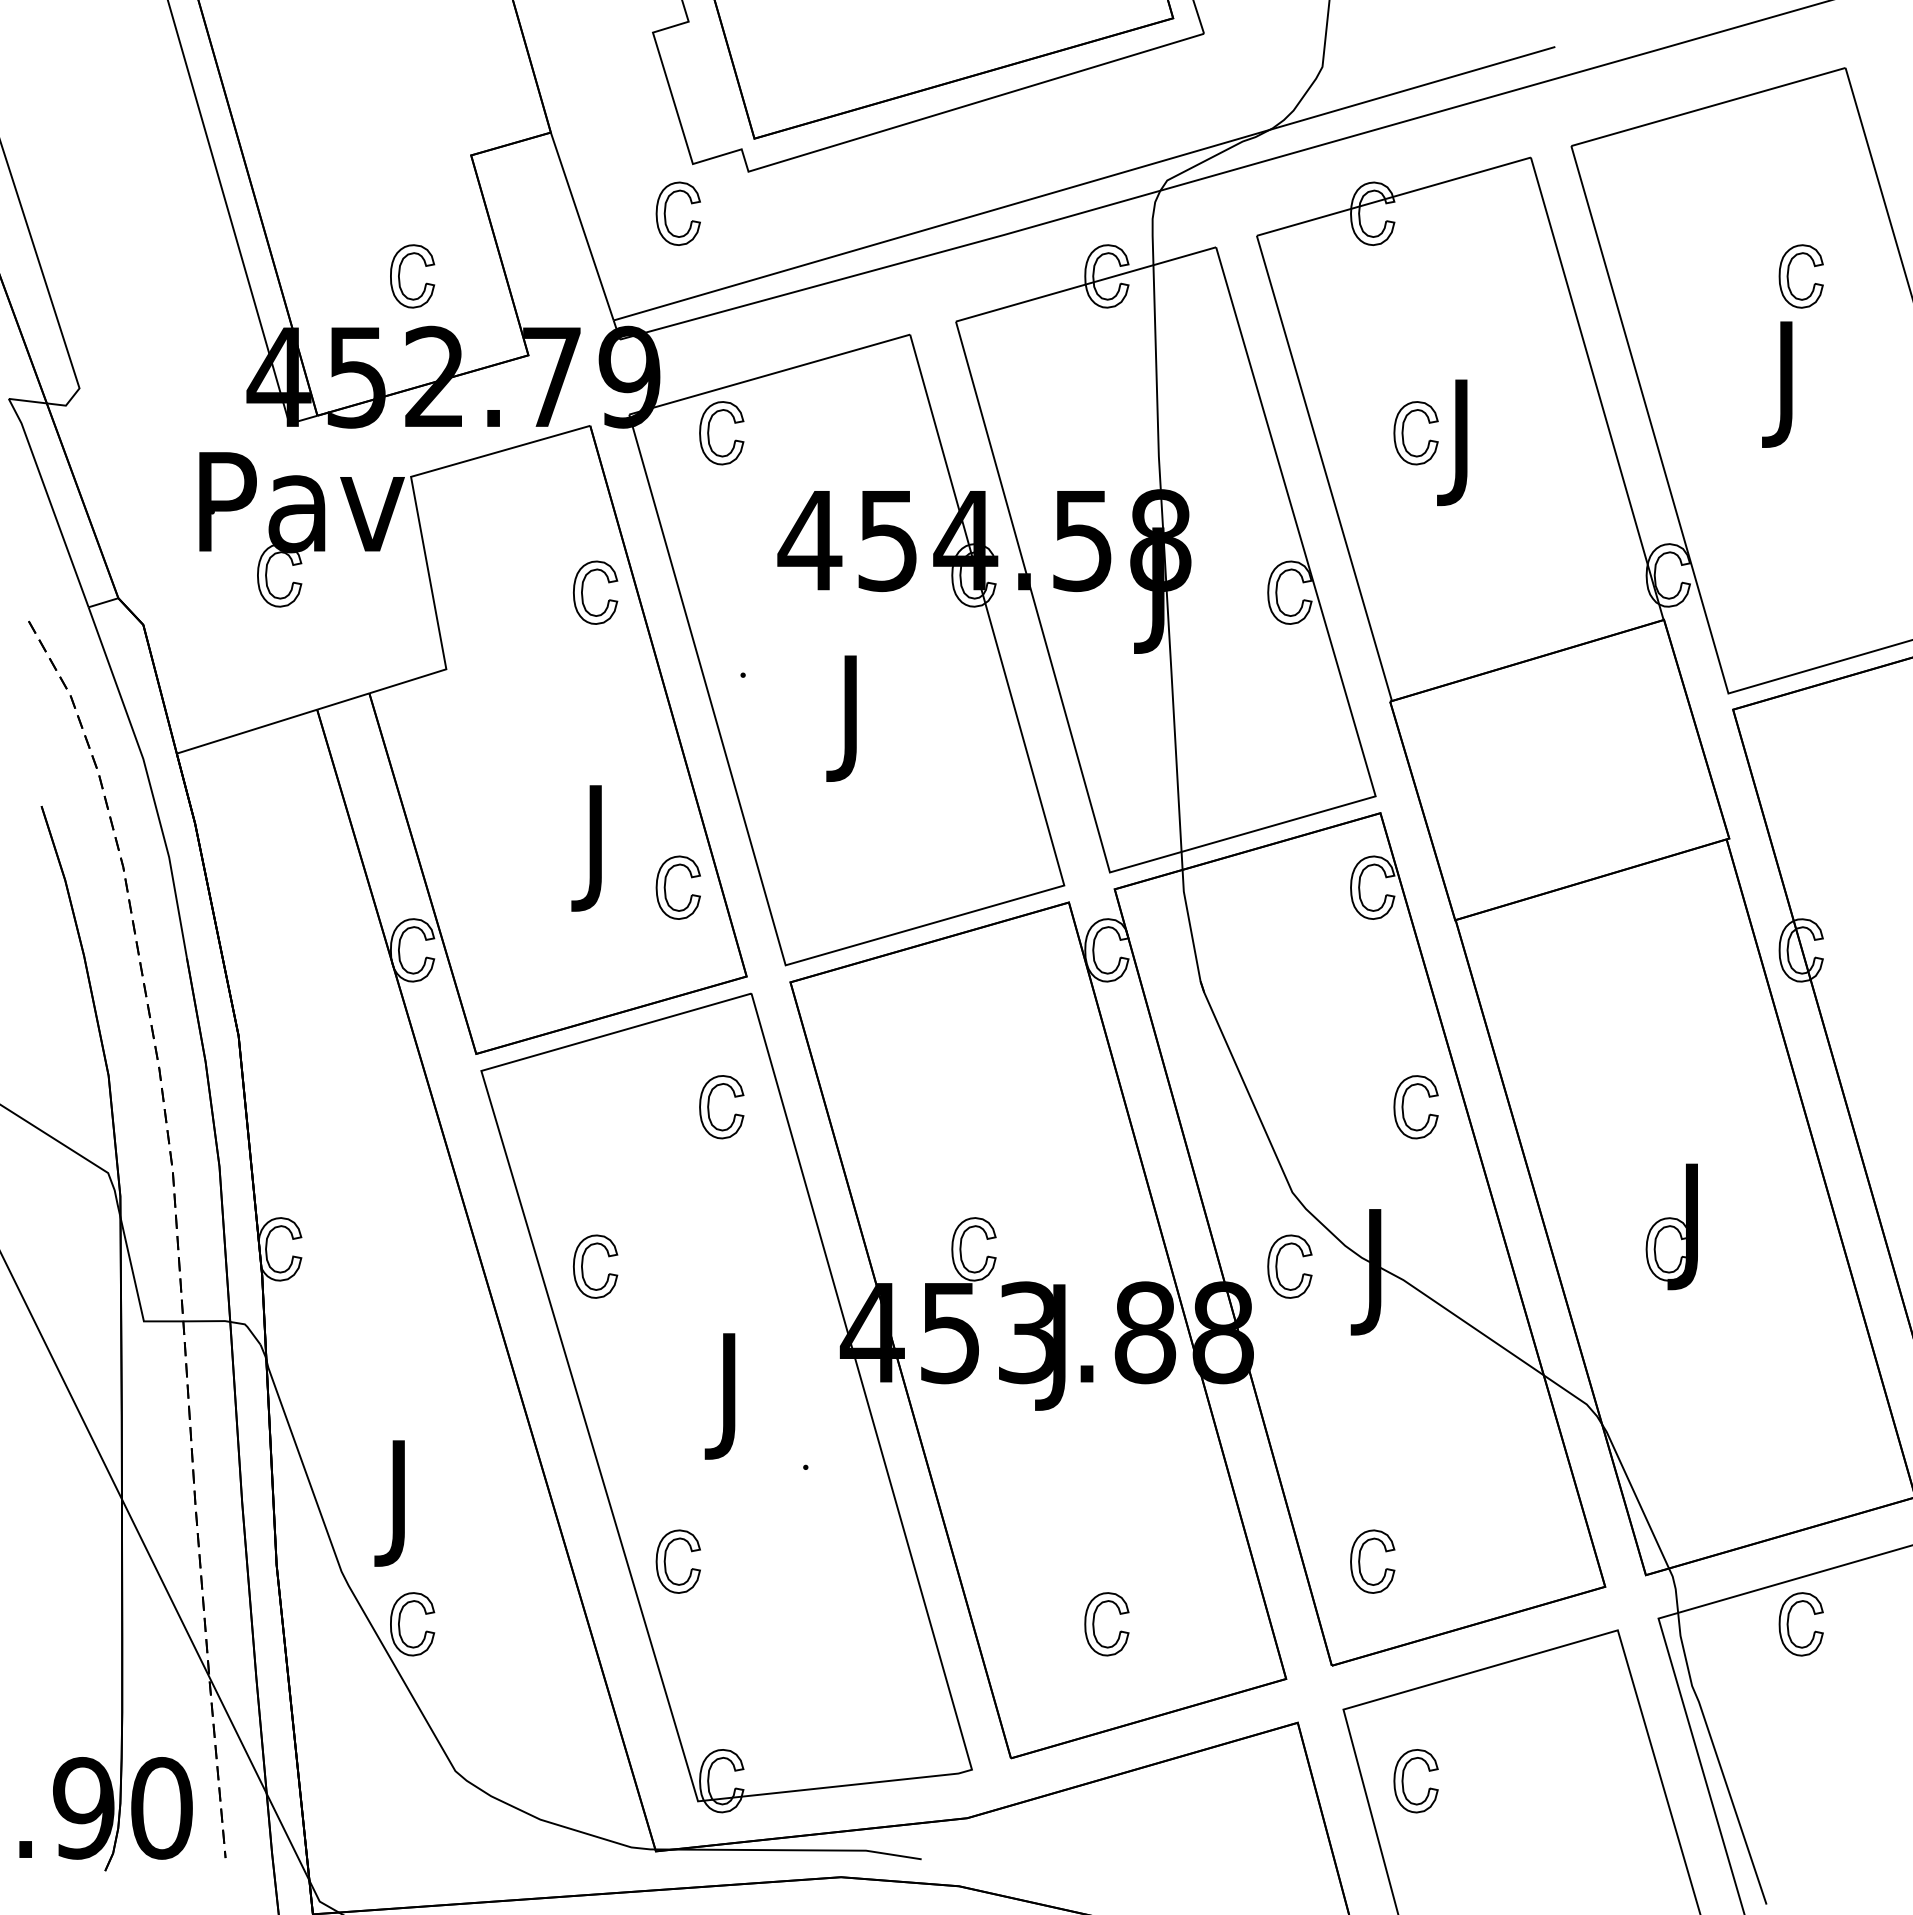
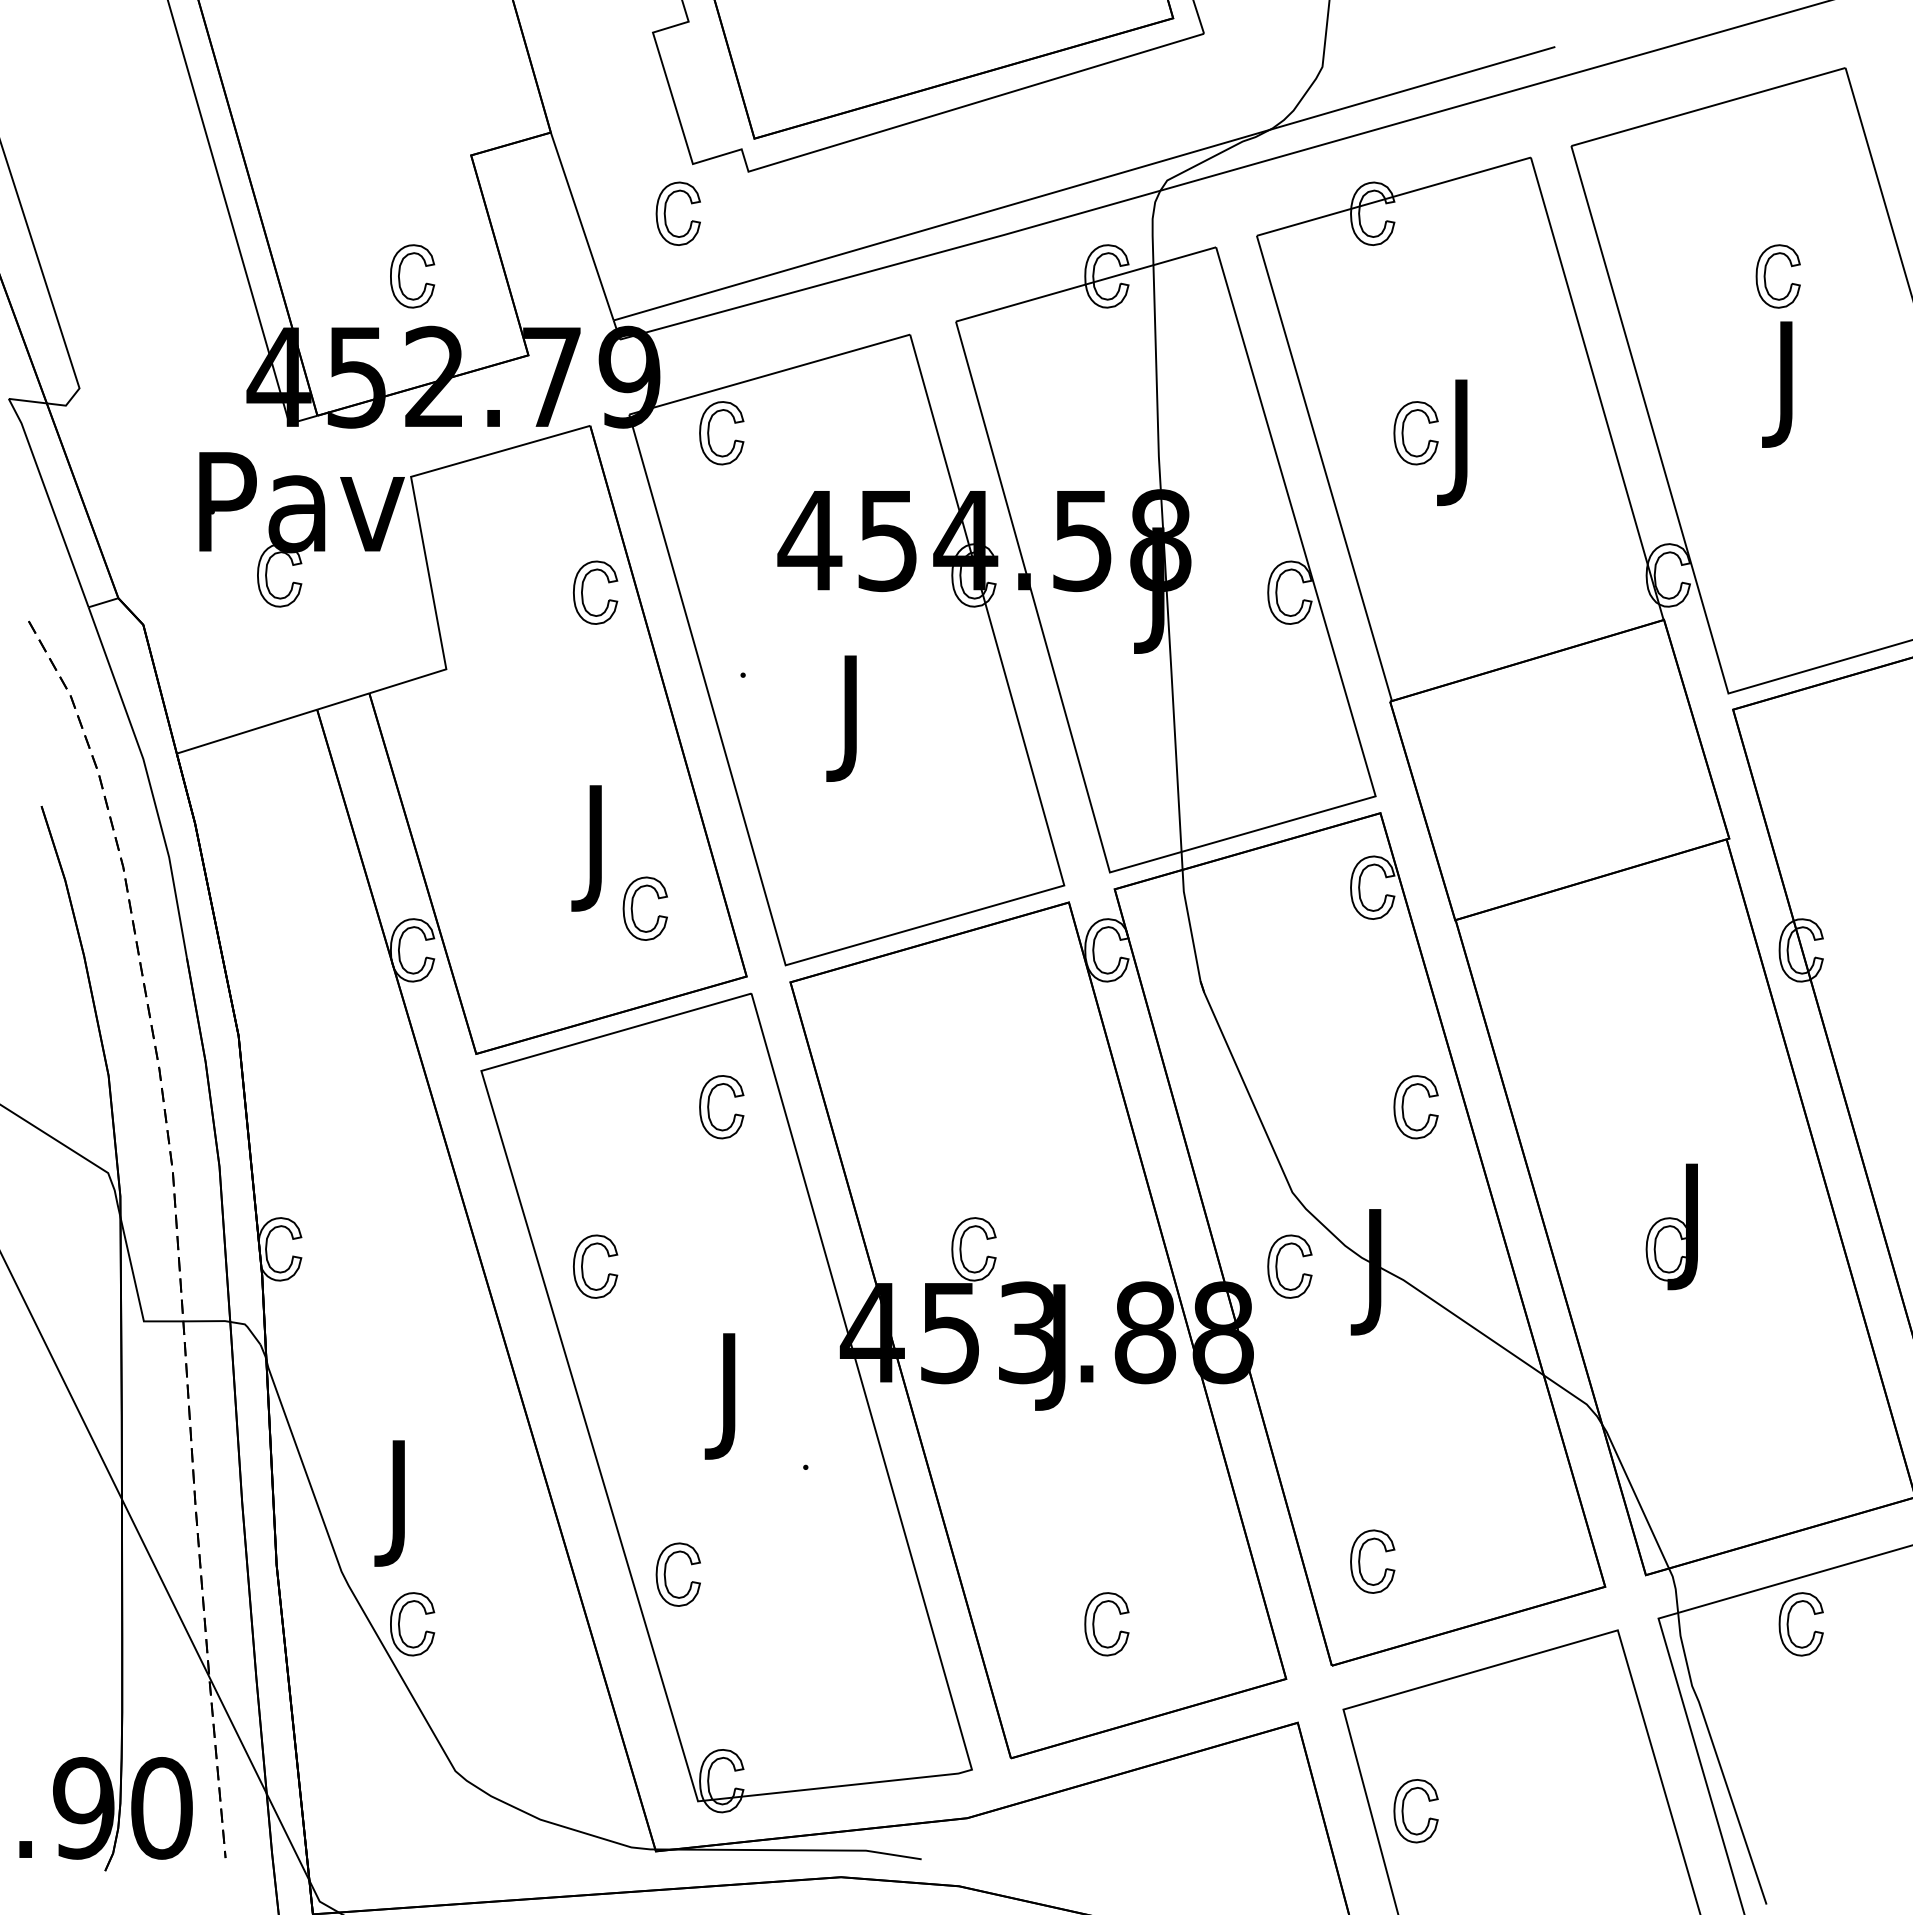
part position: (1788, 276) -> (1765, 276) (1765, 276)
part position: (665, 887) -> (632, 908) (632, 908)
part position: (665, 1561) -> (665, 1574) (665, 1574)
part position: (1403, 1781) -> (1403, 1811) (1403, 1811)
